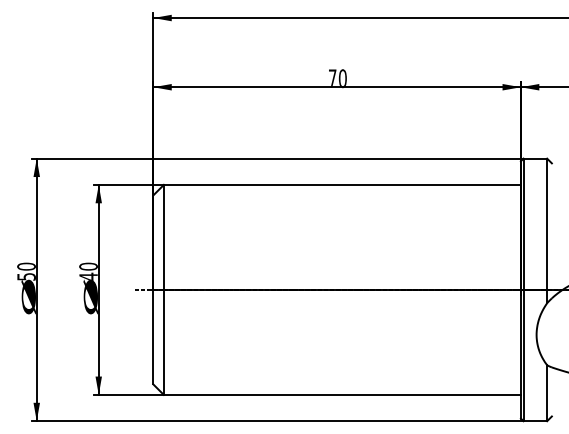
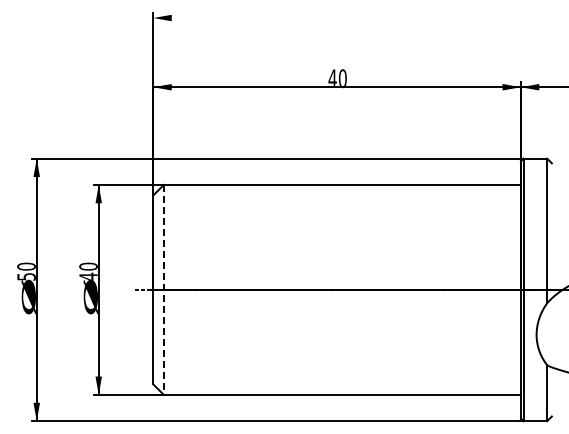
line: present -> none (359, 18)
text: 70 -> 40 (332, 77)
line: solid -> dashed (163, 290)
